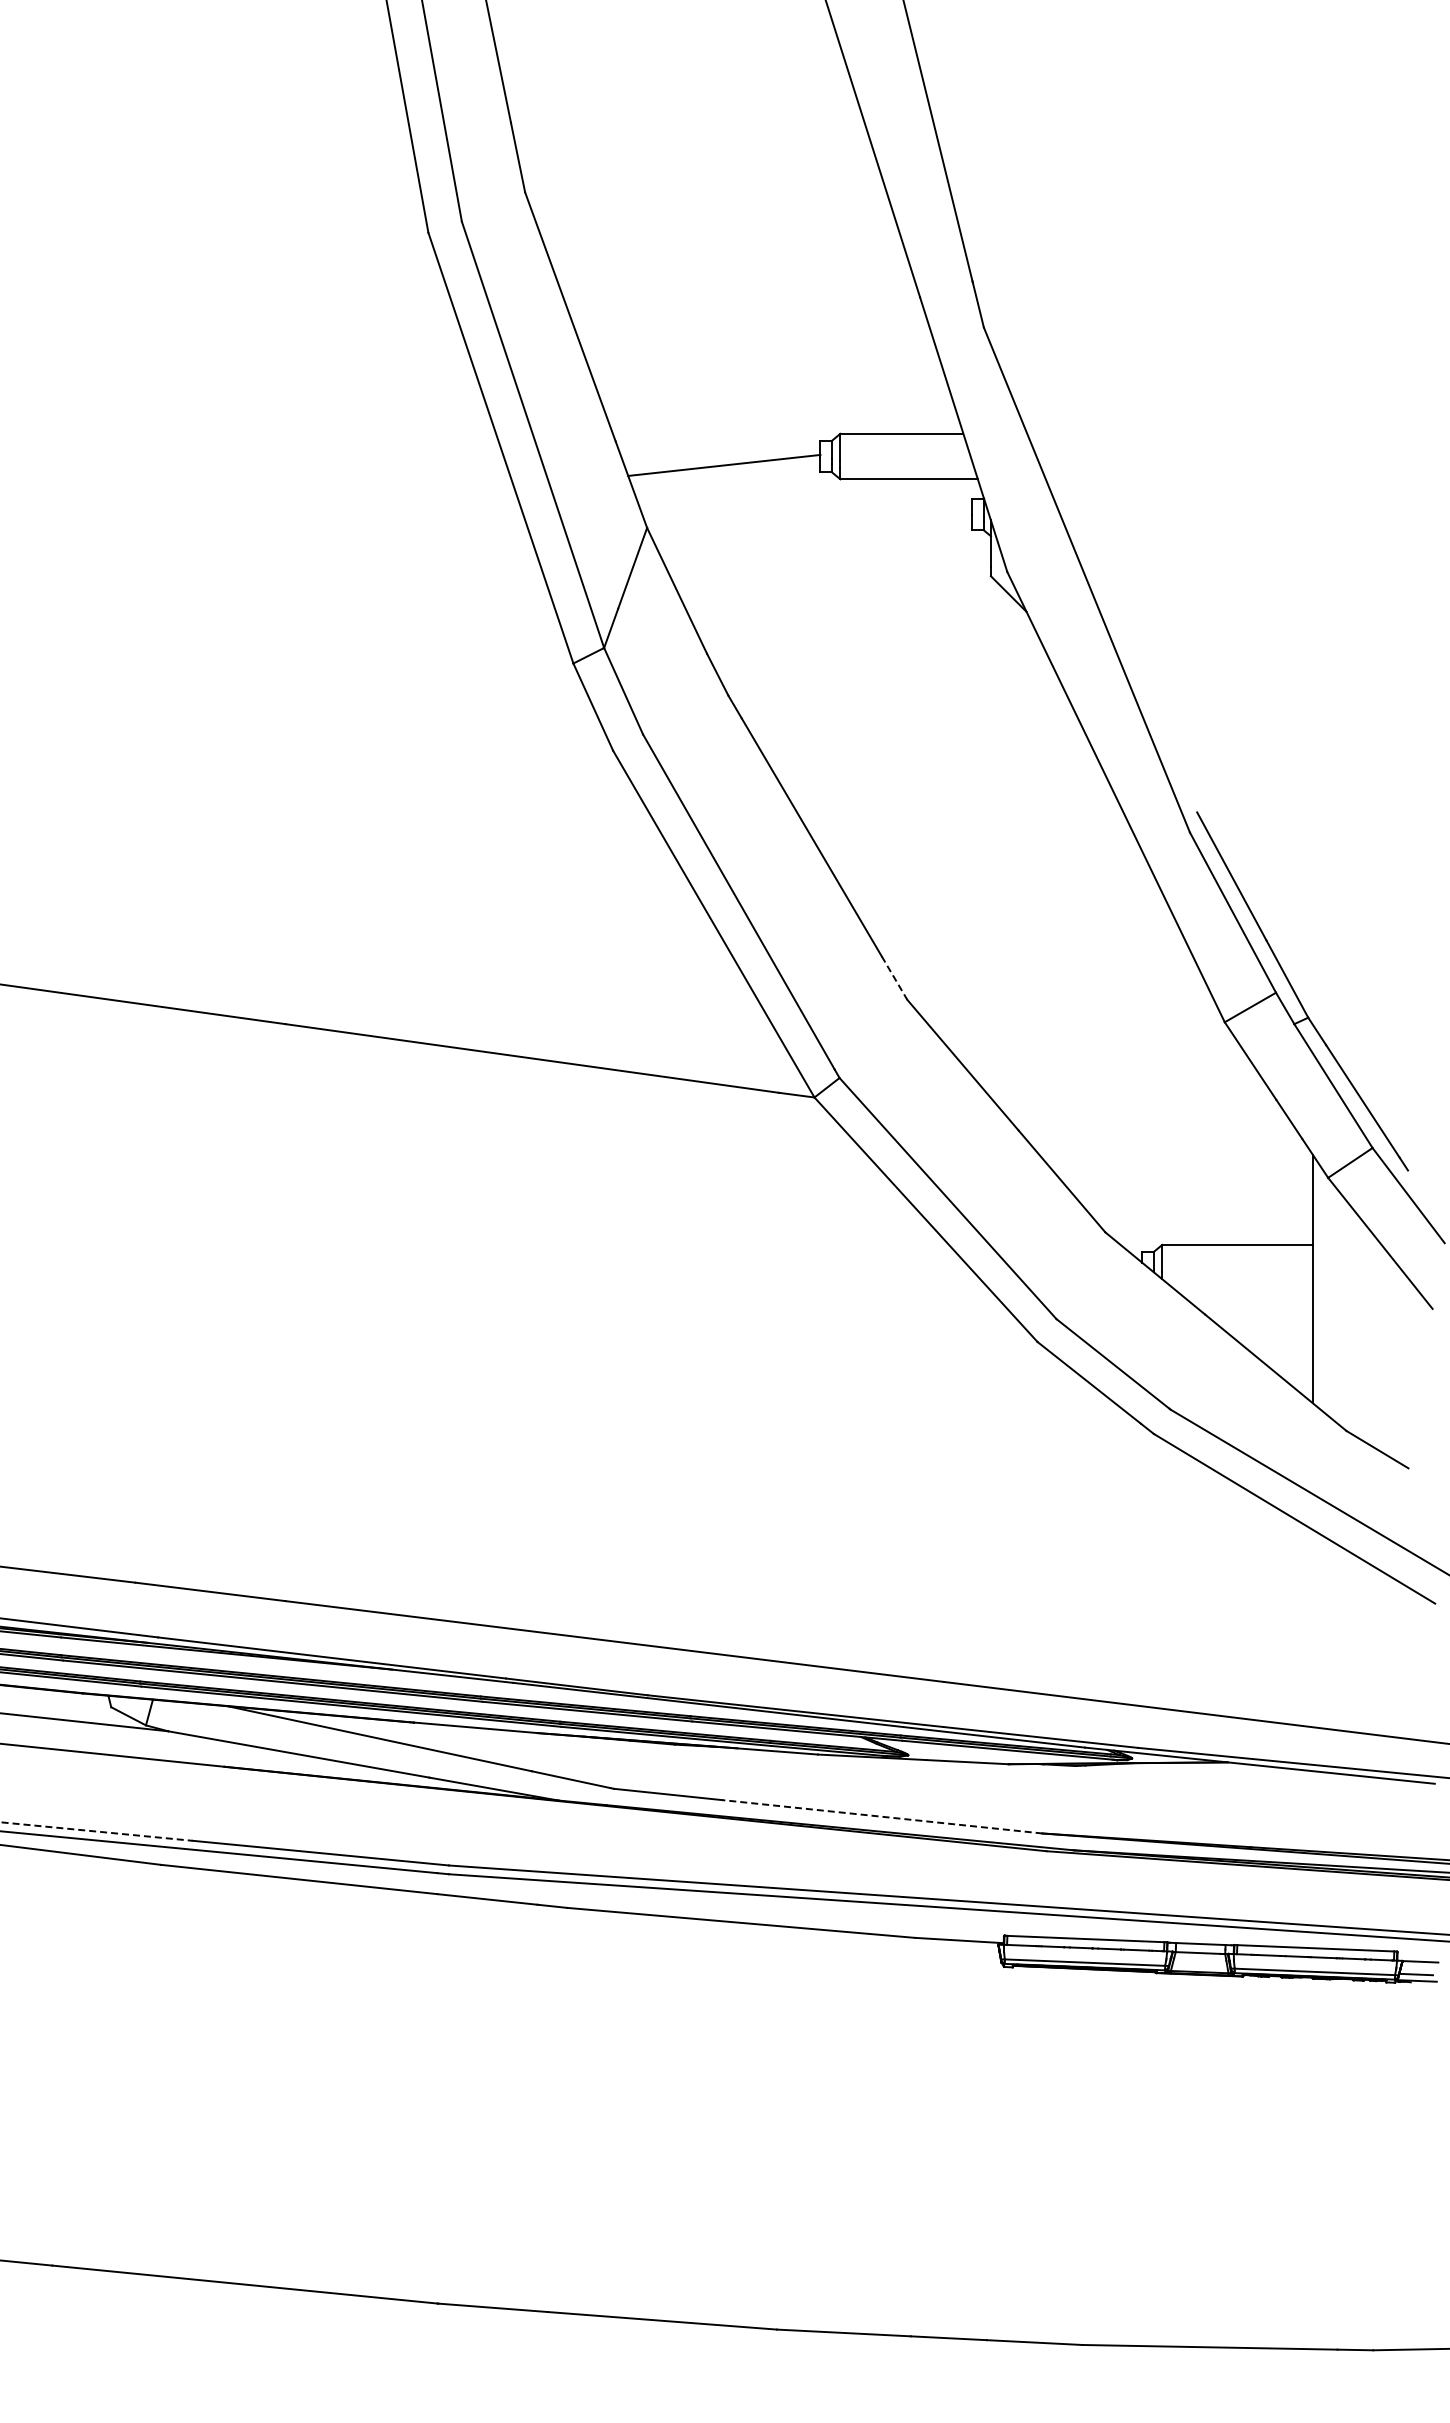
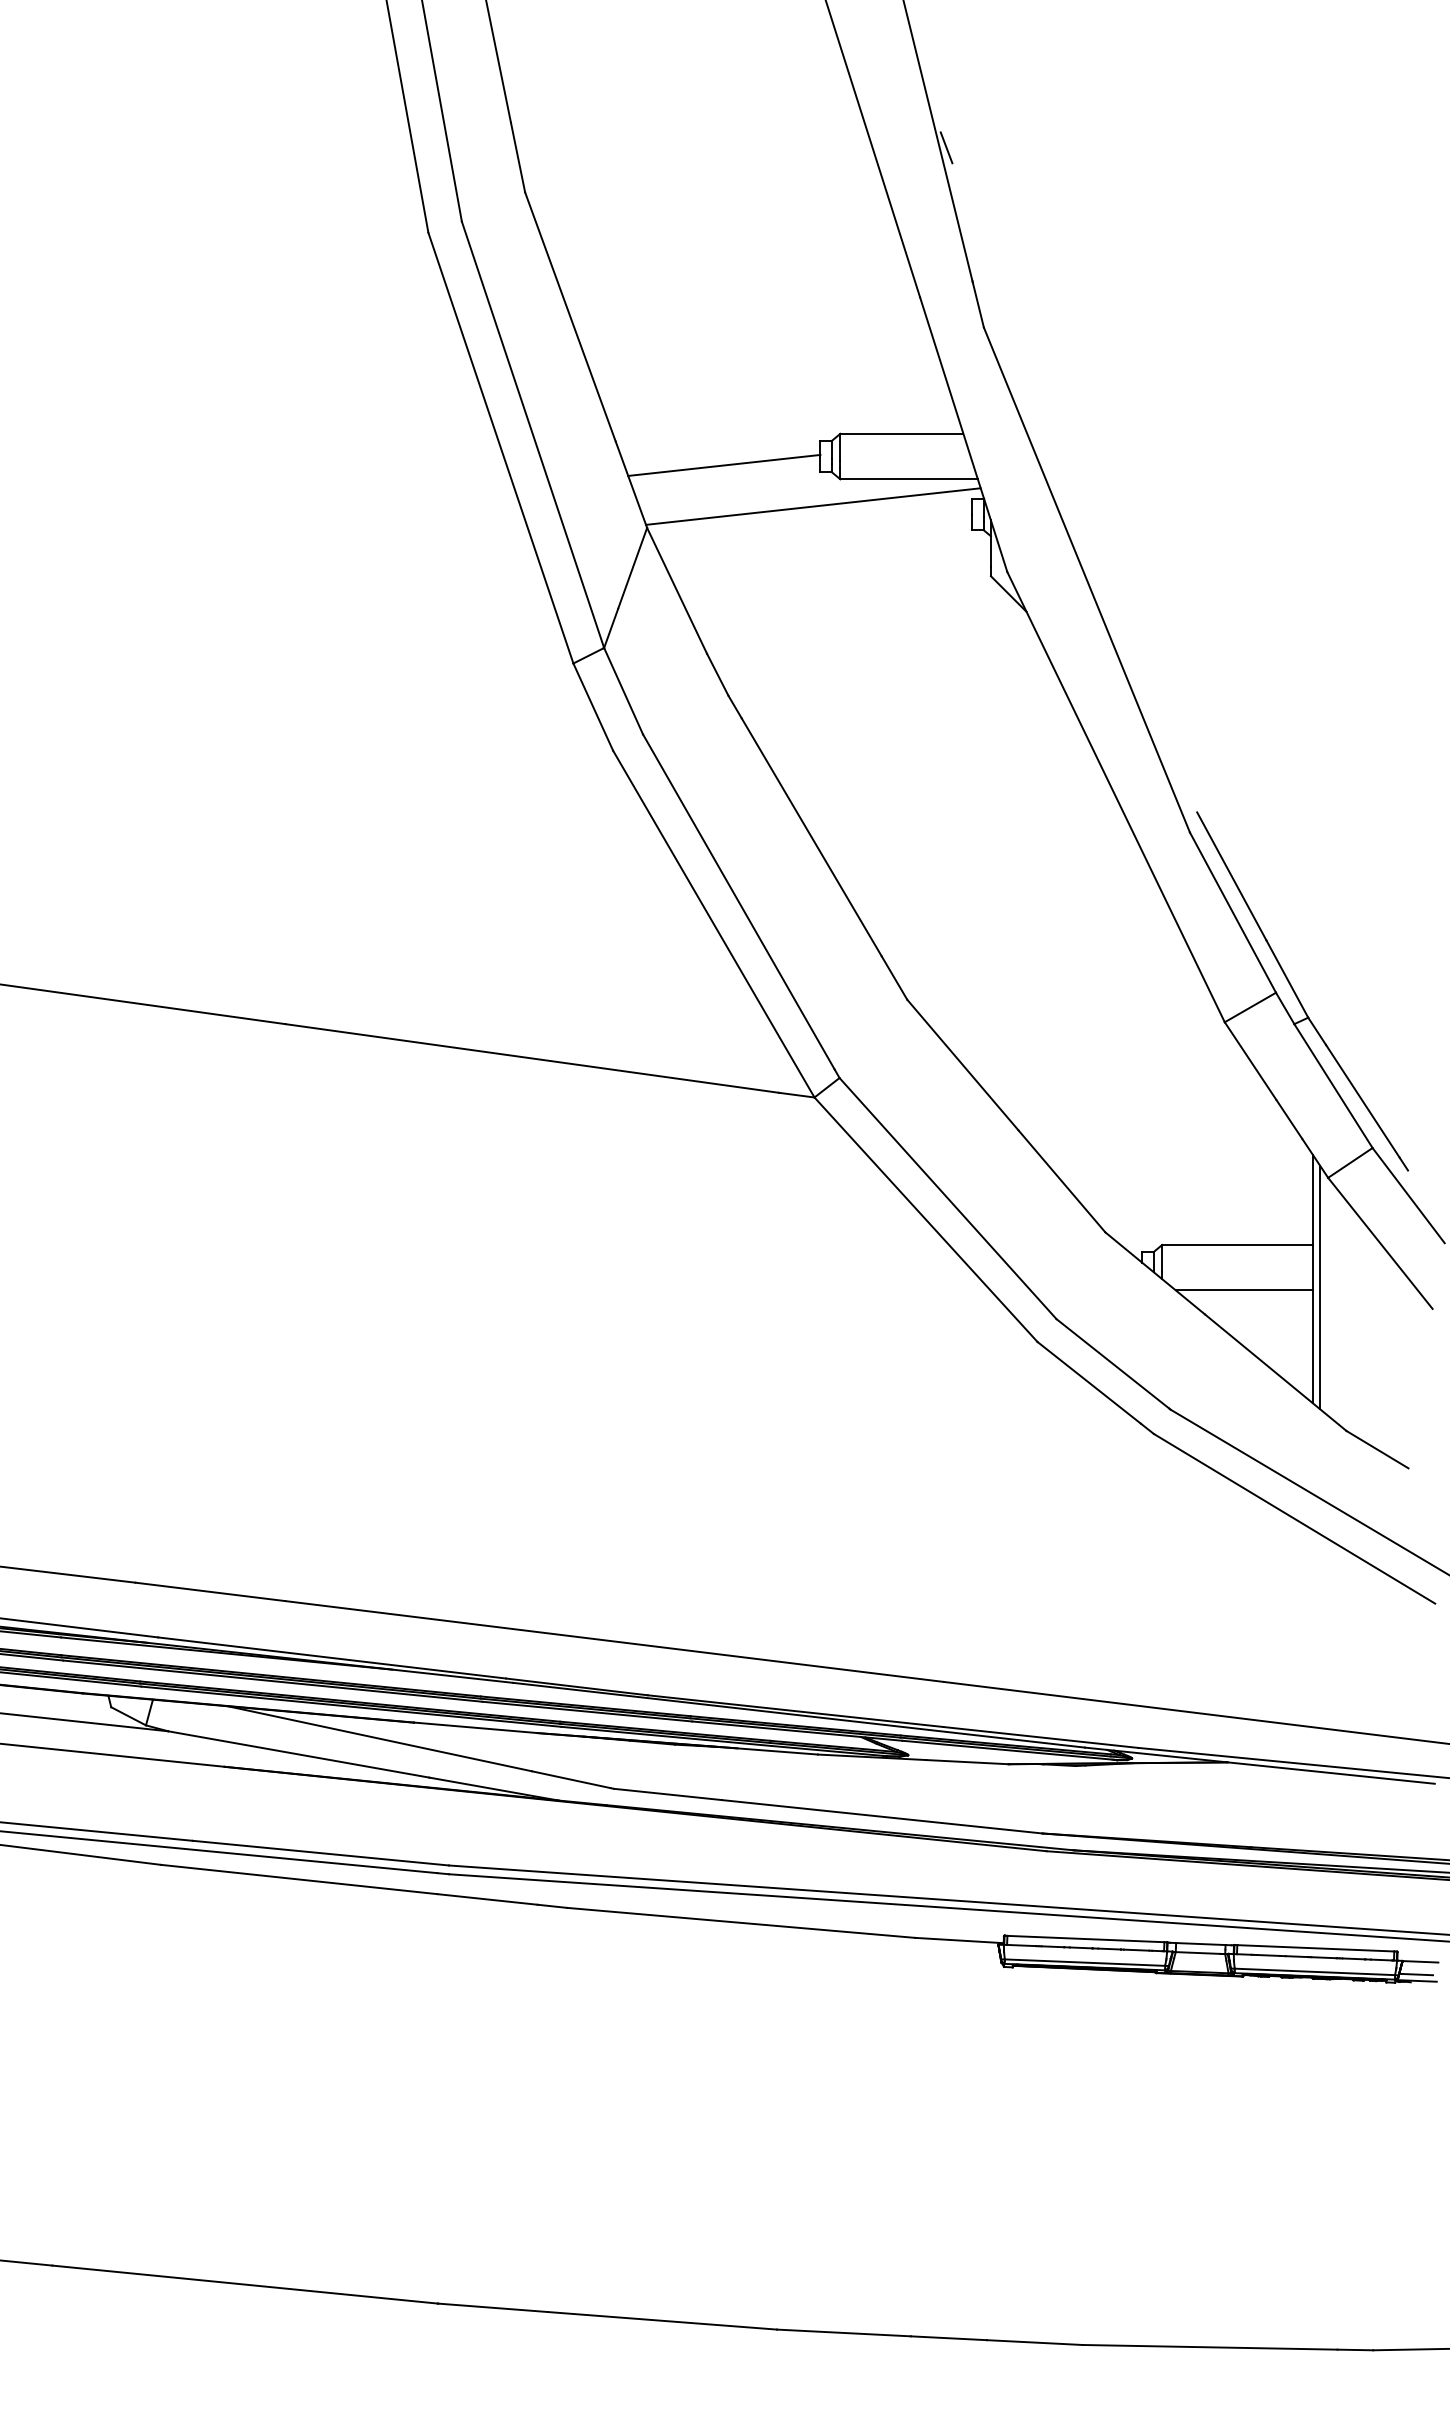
line: none -> present (946, 147)
line: none -> present (813, 506)
line: dashed -> solid (894, 978)
line: none -> present (1320, 1287)
line: none -> present (1243, 1290)
line: dashed -> solid (881, 1816)
line: dashed -> solid (97, 1831)
